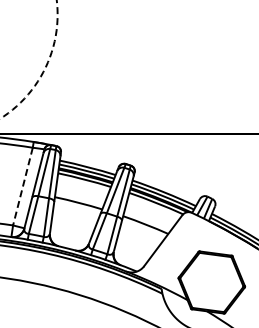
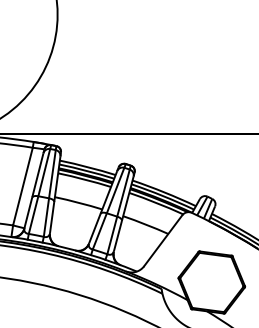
arc: dashed -> solid (45, 67)
line: dashed -> solid (22, 187)
